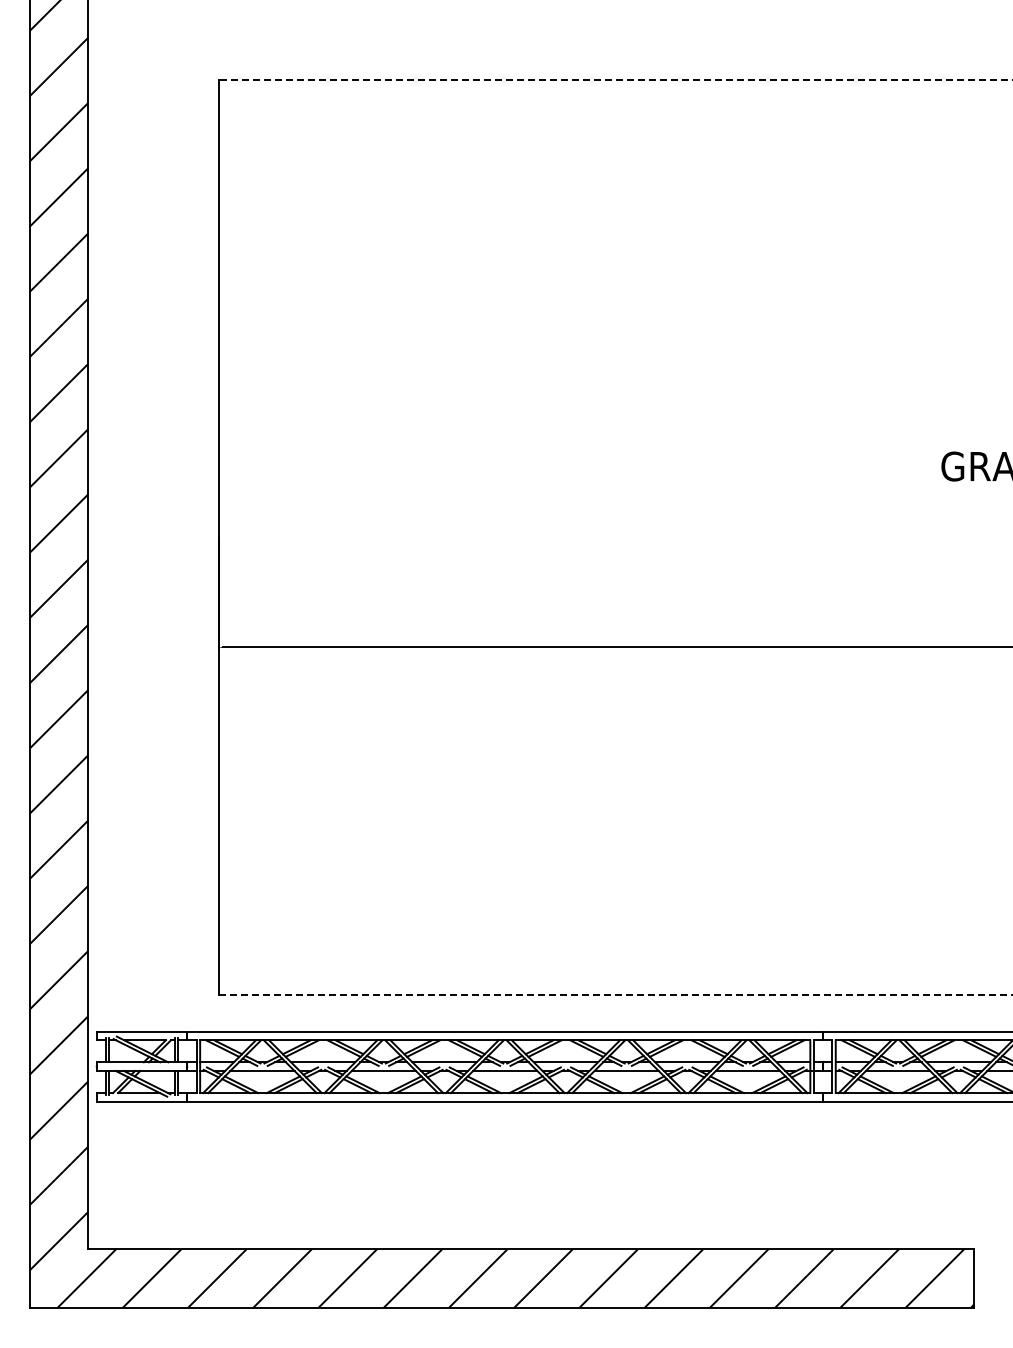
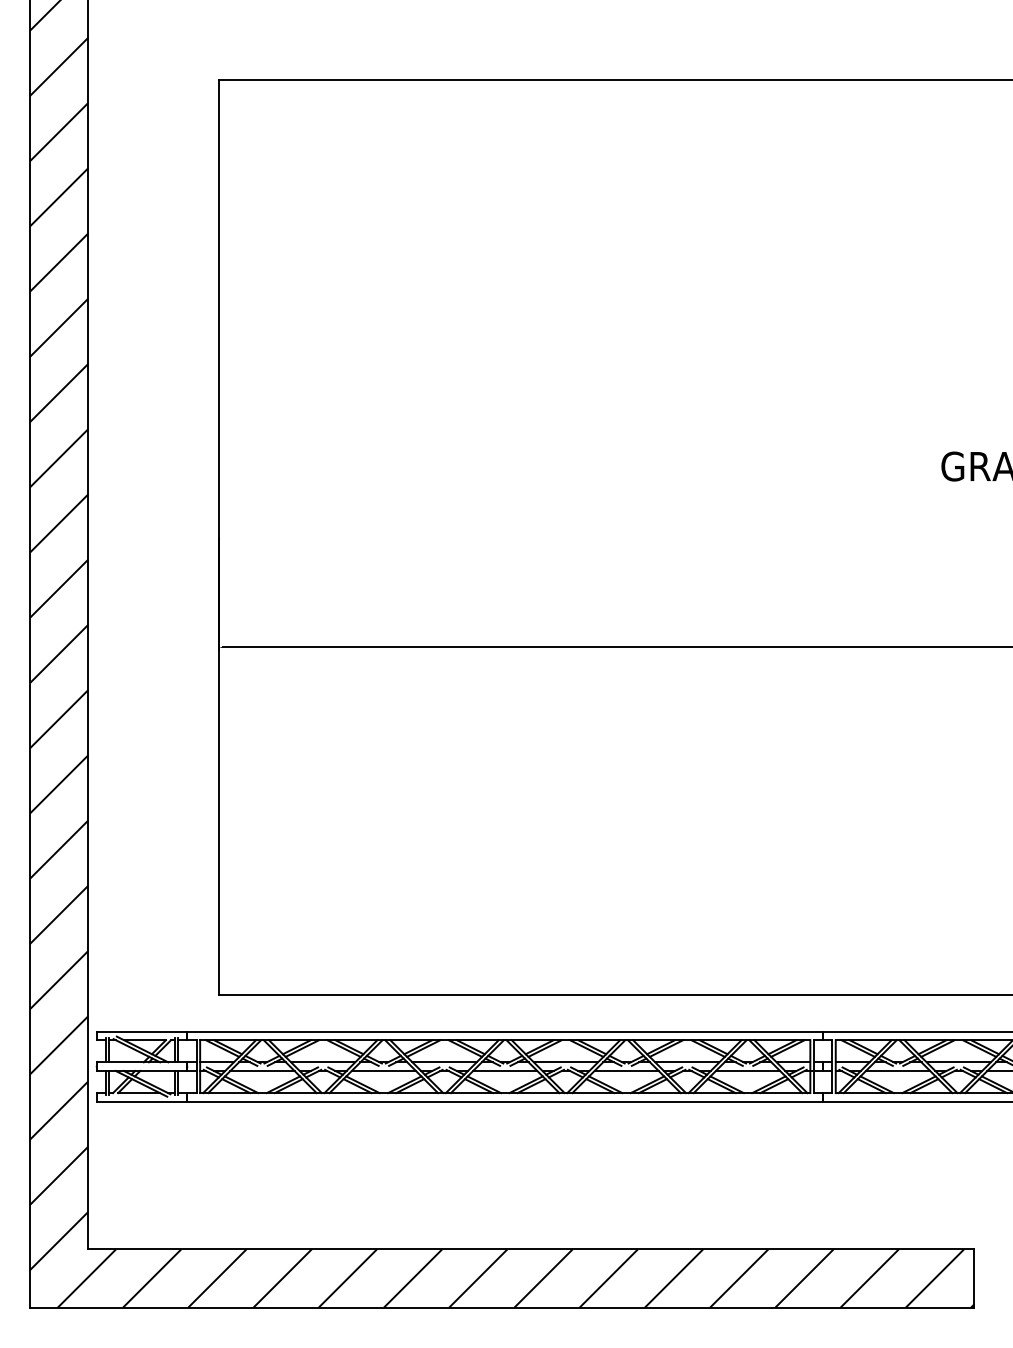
line: dashed -> solid (615, 79)
line: dashed -> solid (615, 995)
